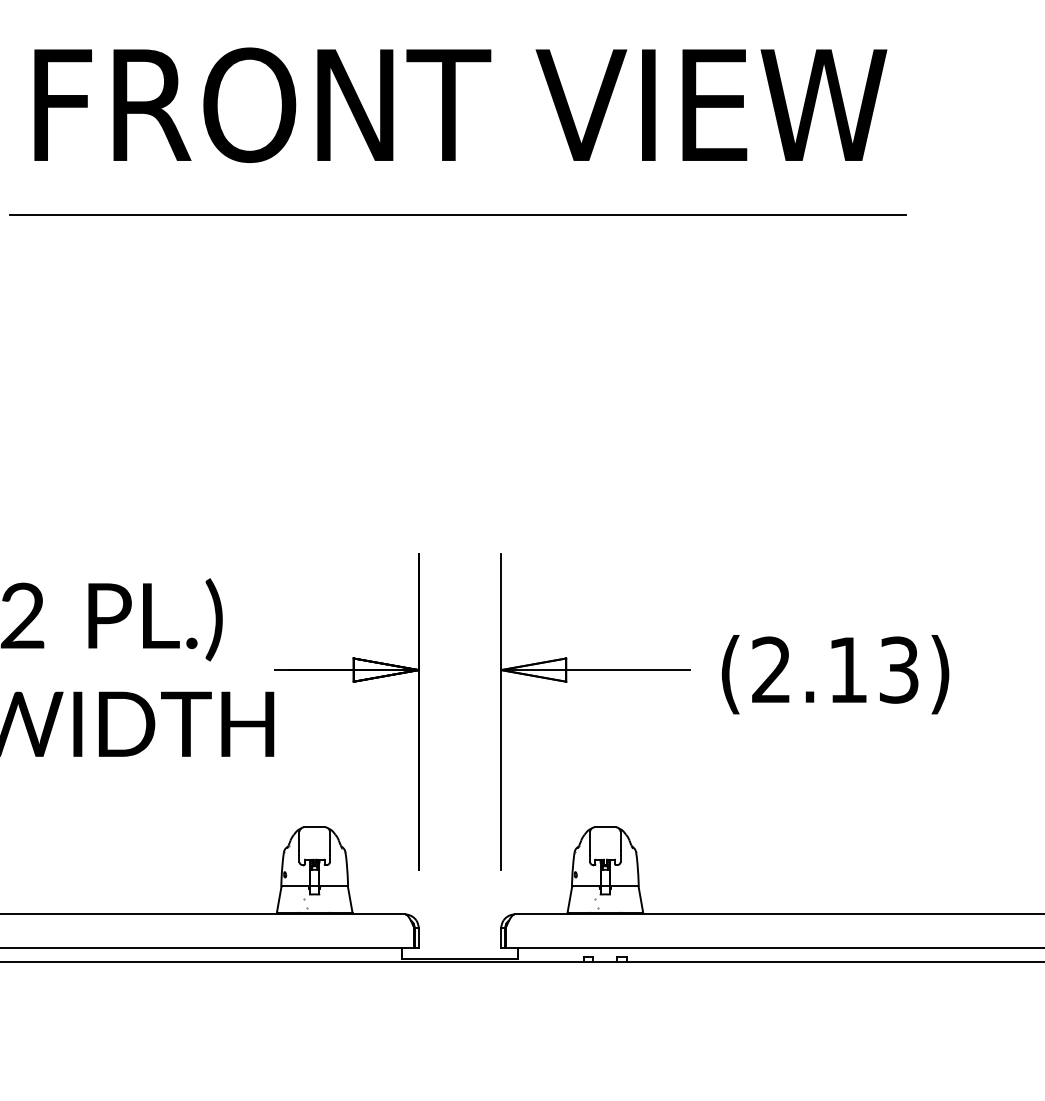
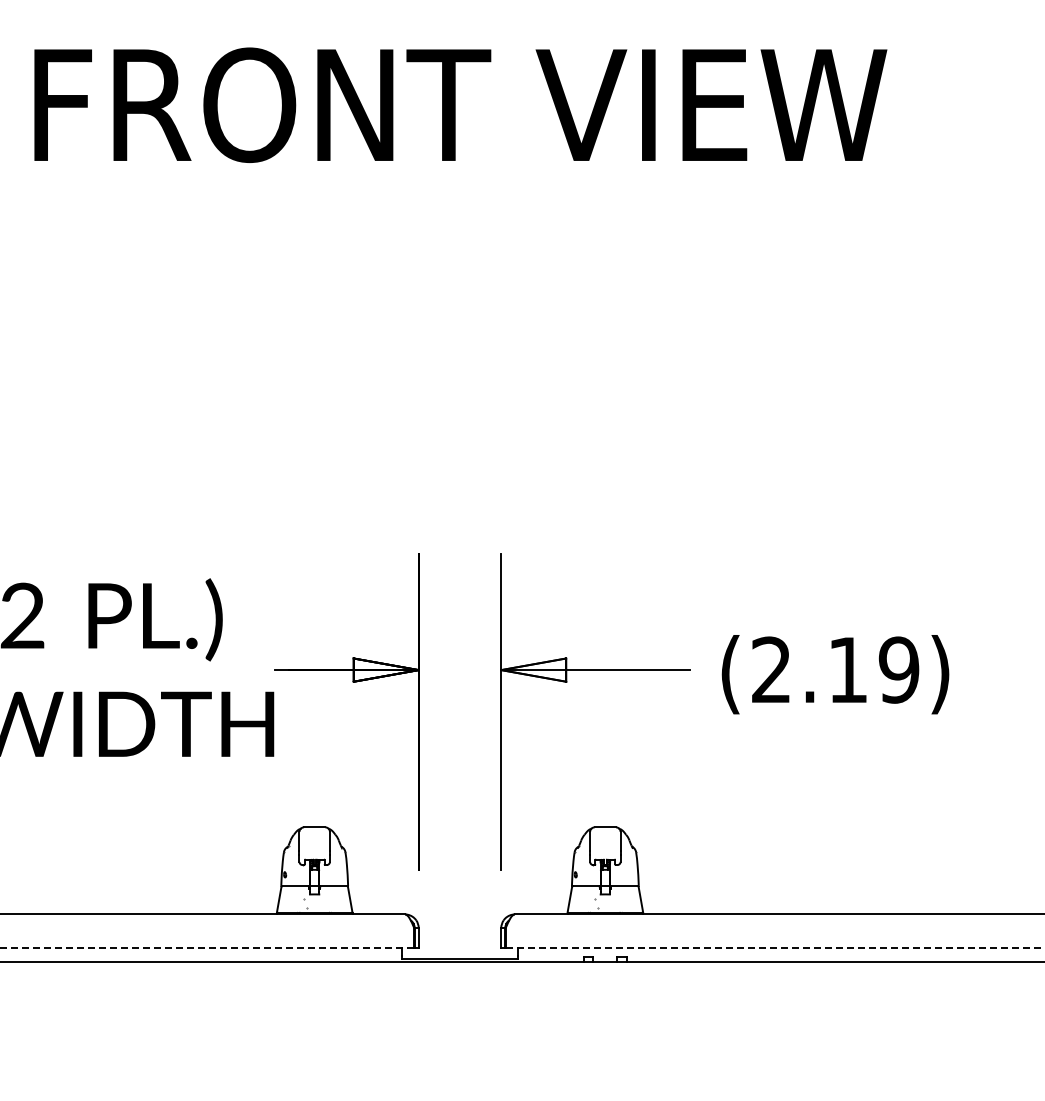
line: present -> none (457, 215)
text: (2.13) -> (2.19) (898, 669)
line: solid -> dashed (207, 948)
line: solid -> dashed (774, 948)
